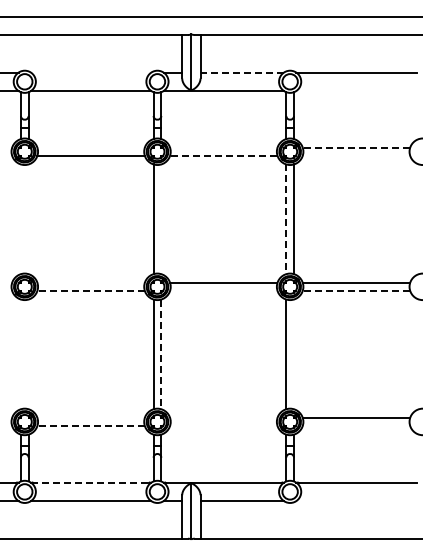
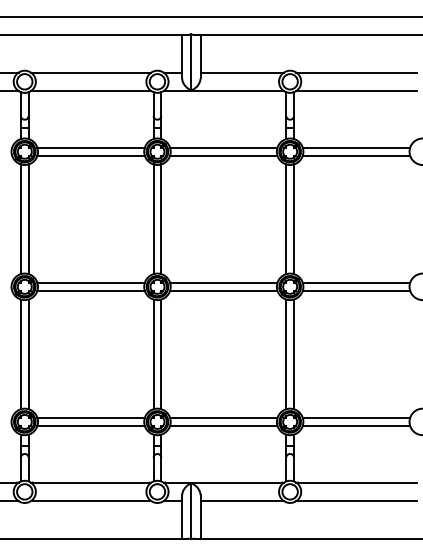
line: none -> present (91, 72)
line: dashed -> solid (242, 72)
line: none -> present (356, 90)
line: none -> present (90, 147)
line: none -> present (223, 147)
line: dashed -> solid (356, 147)
line: dashed -> solid (223, 155)
line: none -> present (356, 155)
line: none -> present (20, 219)
line: none -> present (28, 219)
line: none -> present (161, 219)
line: dashed -> solid (286, 219)
line: none -> present (90, 282)
line: dashed -> solid (91, 290)
line: none -> present (223, 290)
line: dashed -> solid (356, 290)
line: none -> present (20, 354)
line: none -> present (28, 354)
line: dashed -> solid (161, 354)
line: none -> present (294, 354)
line: none -> present (90, 418)
line: none -> present (223, 418)
line: dashed -> solid (91, 425)
line: none -> present (223, 425)
line: none -> present (356, 425)
line: dashed -> solid (91, 482)
line: none -> present (356, 501)
